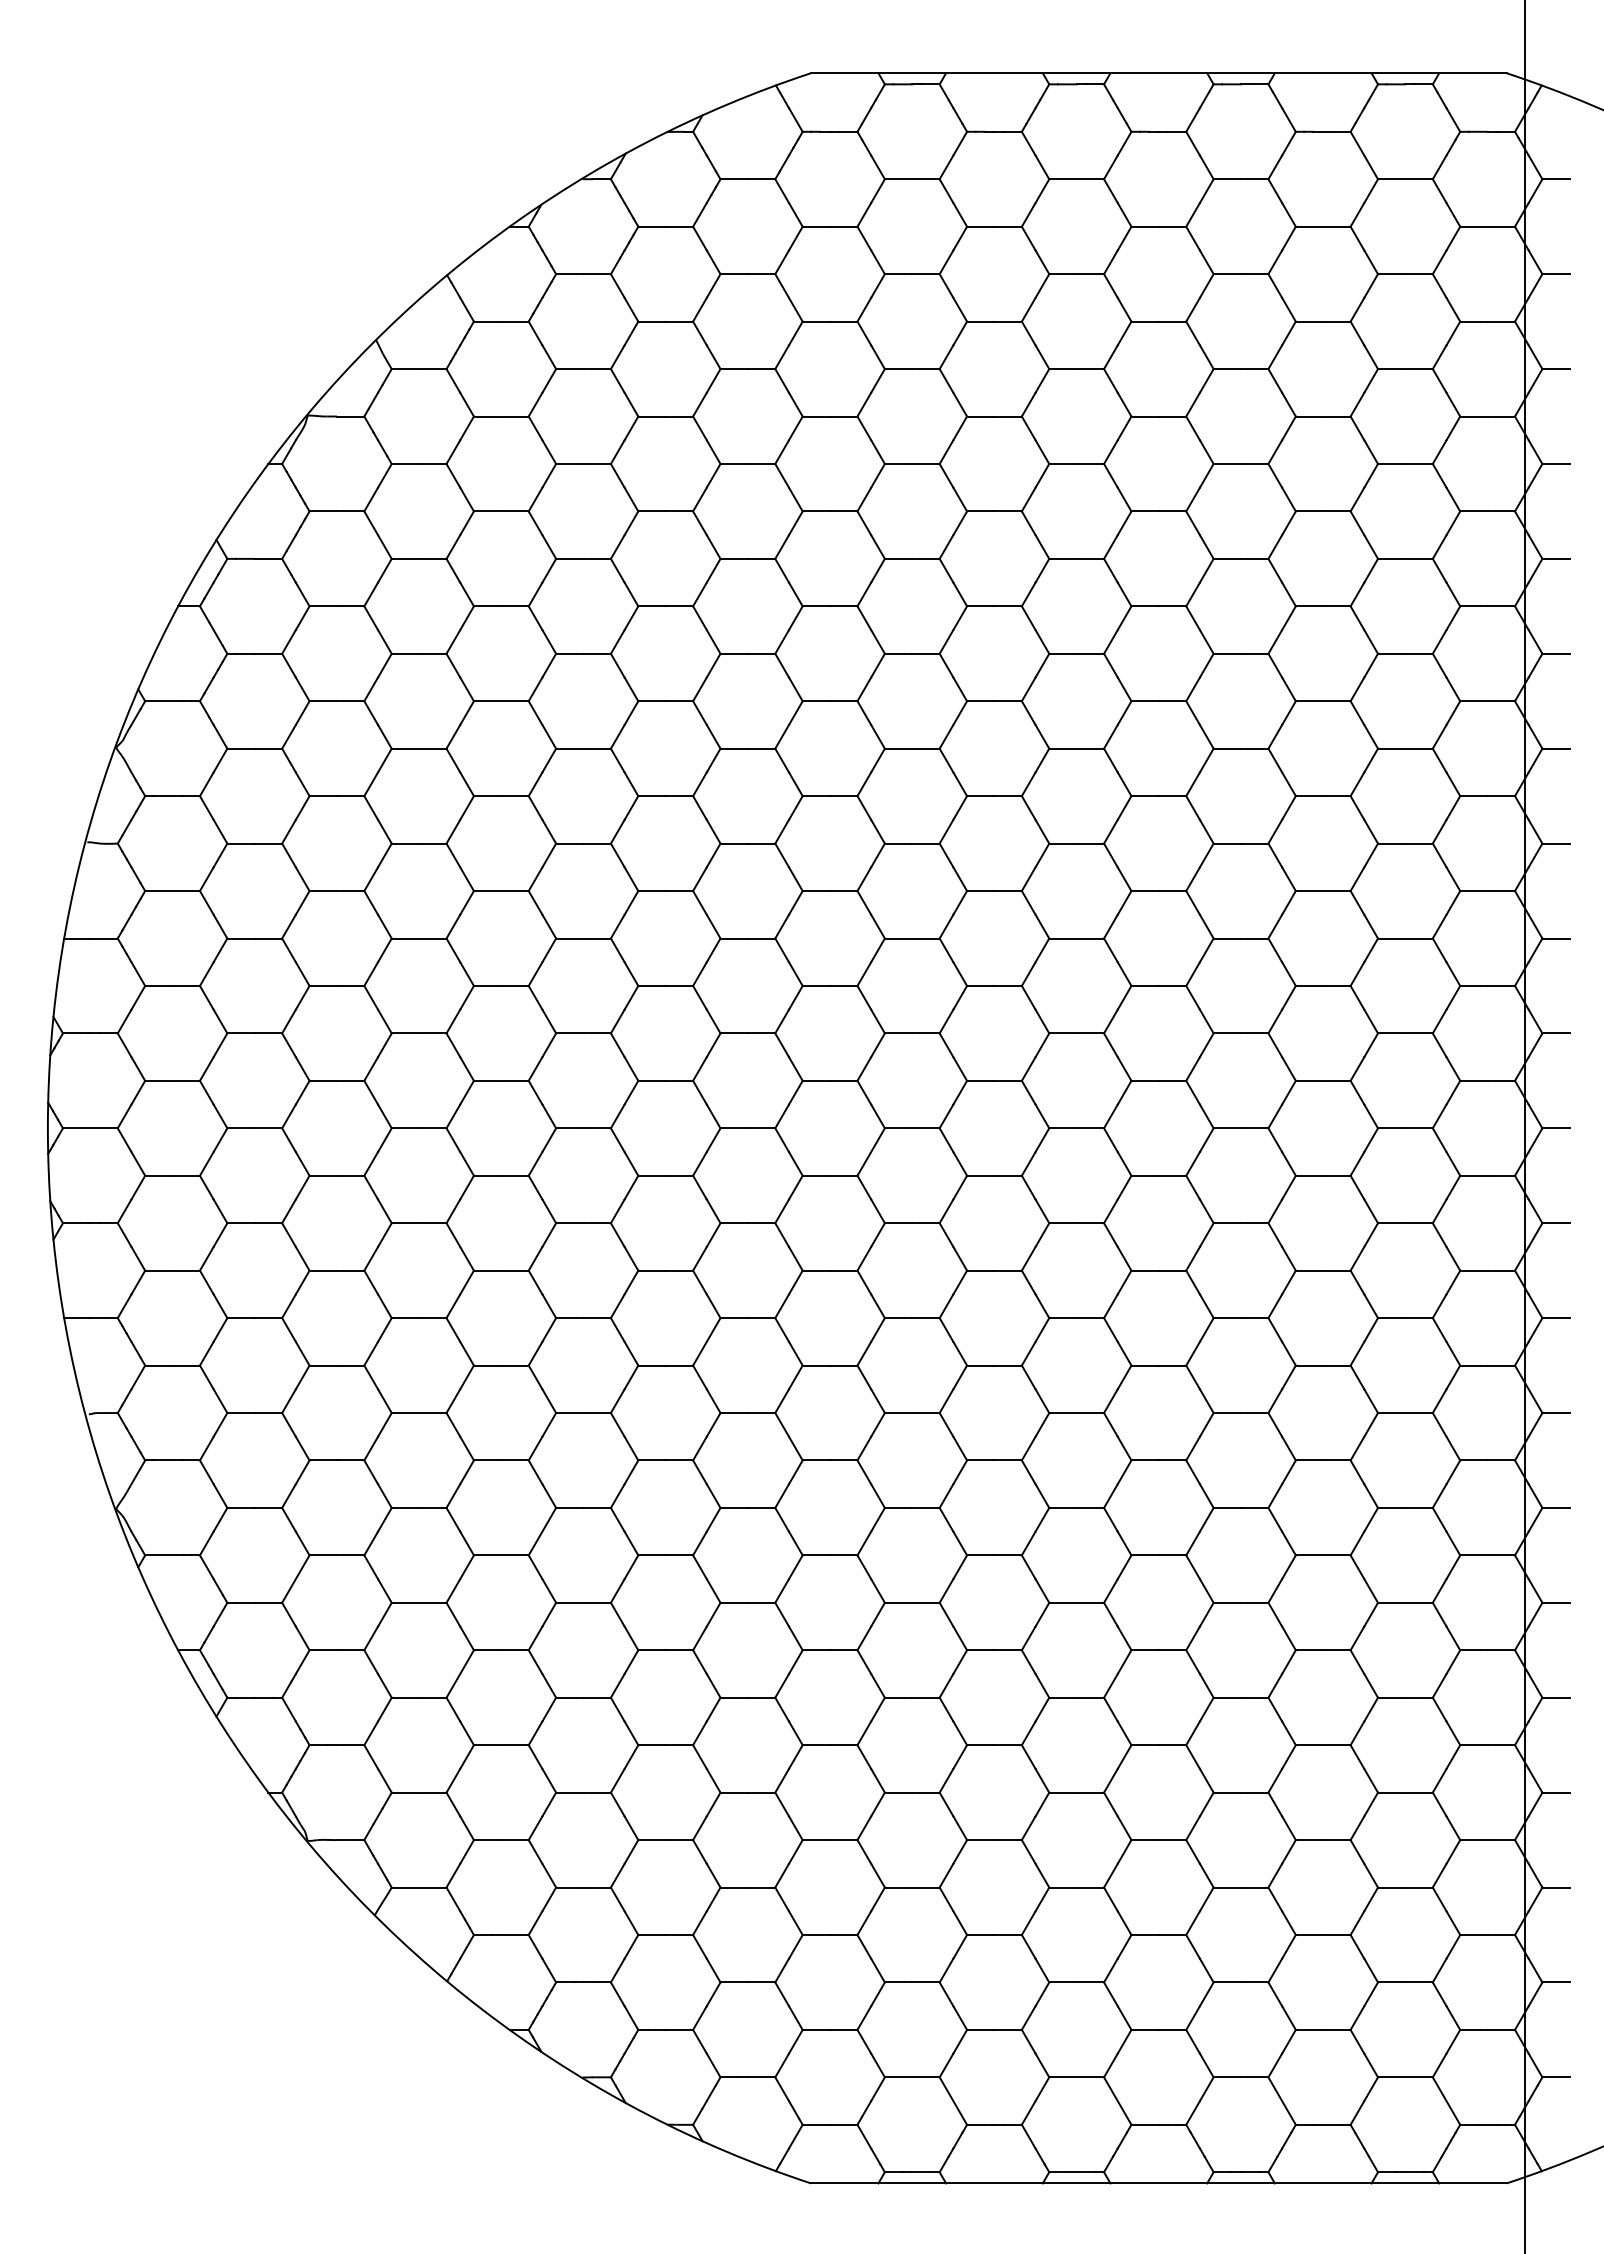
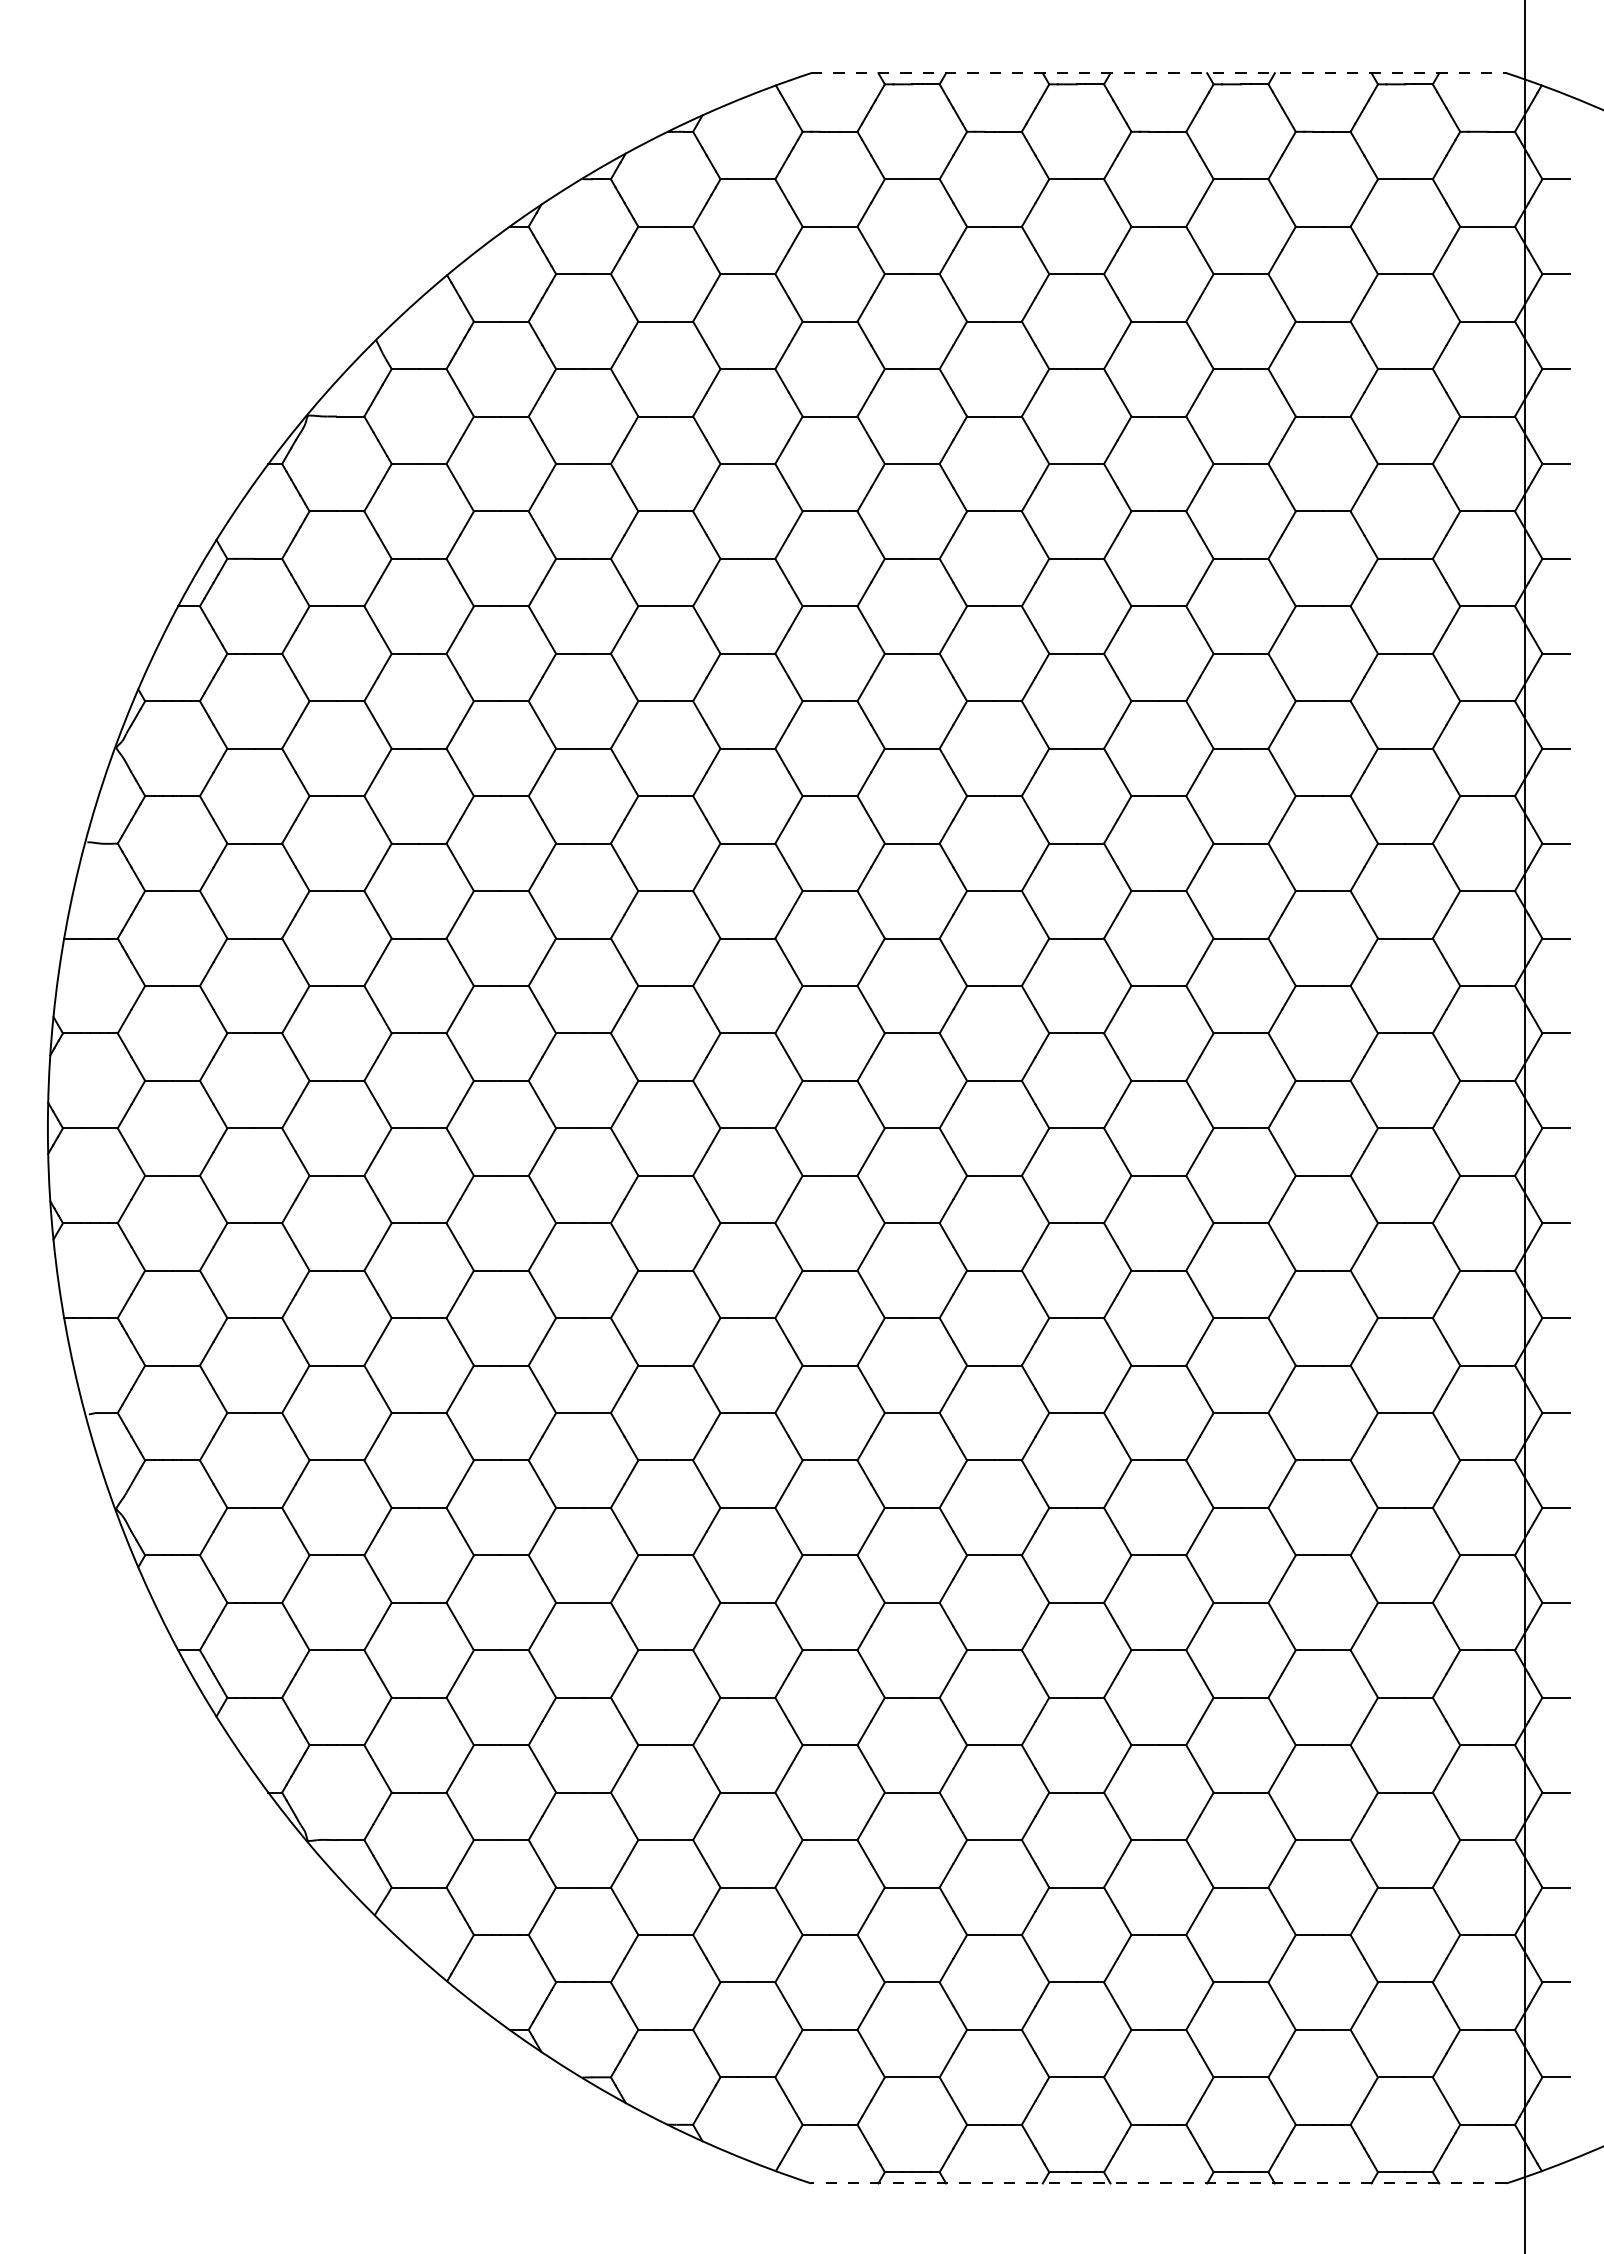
line: solid -> dashed (1158, 73)
line: solid -> dashed (1158, 2183)
